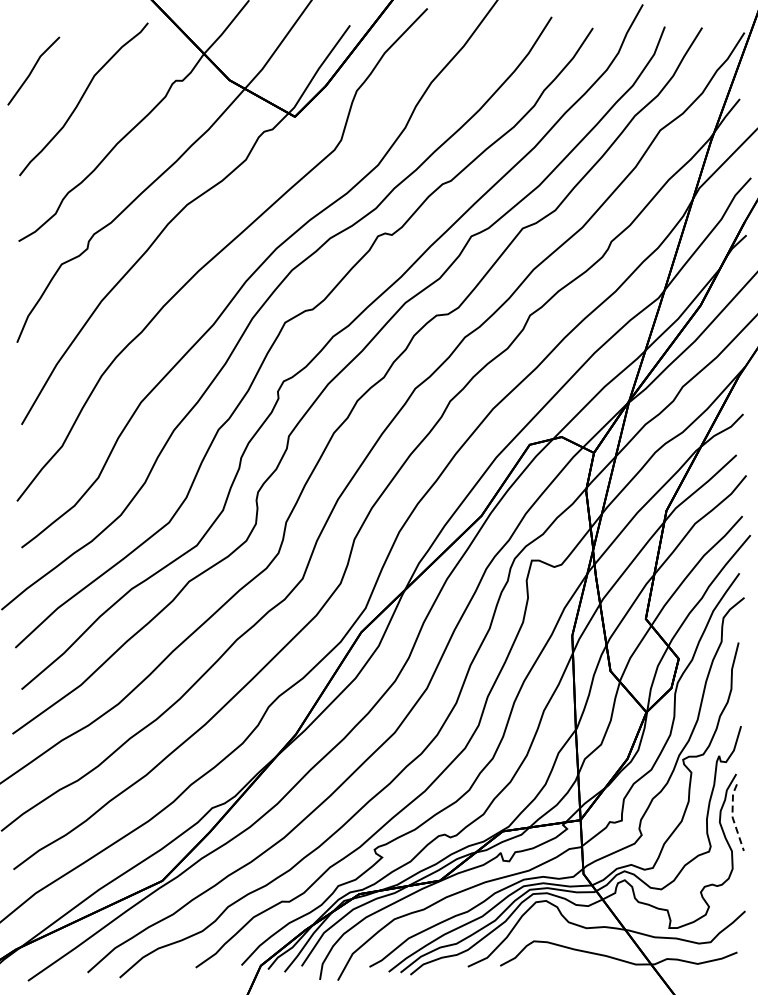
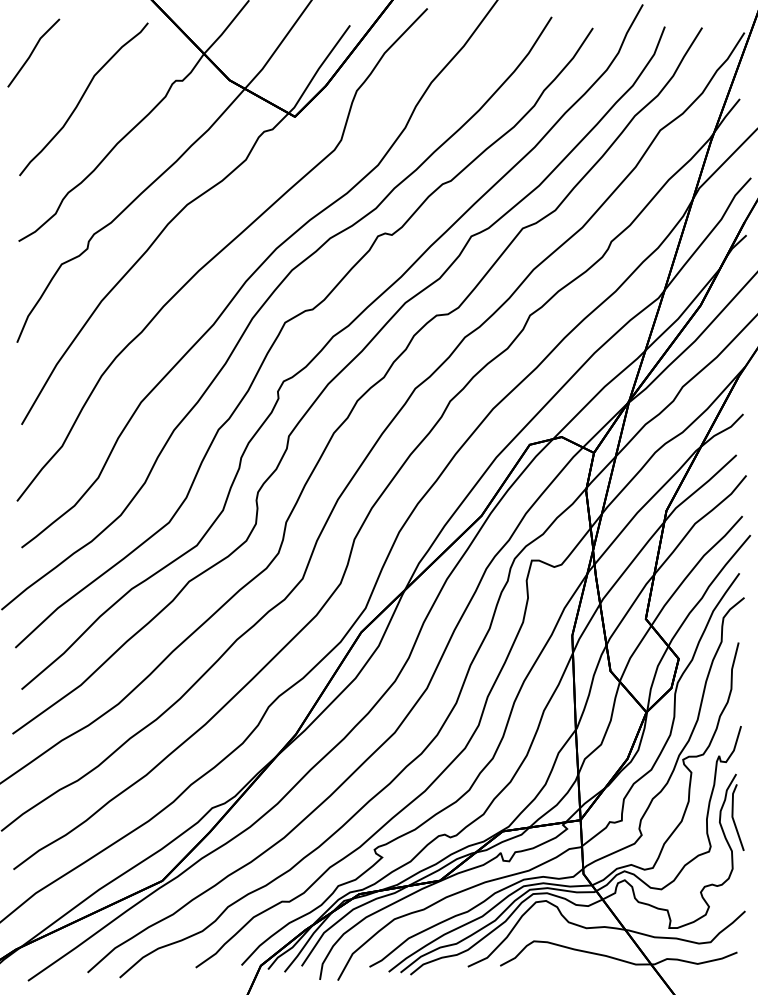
line position: (33, 70) -> (33, 52) (33, 52)
line: dashed -> solid (732, 816)
